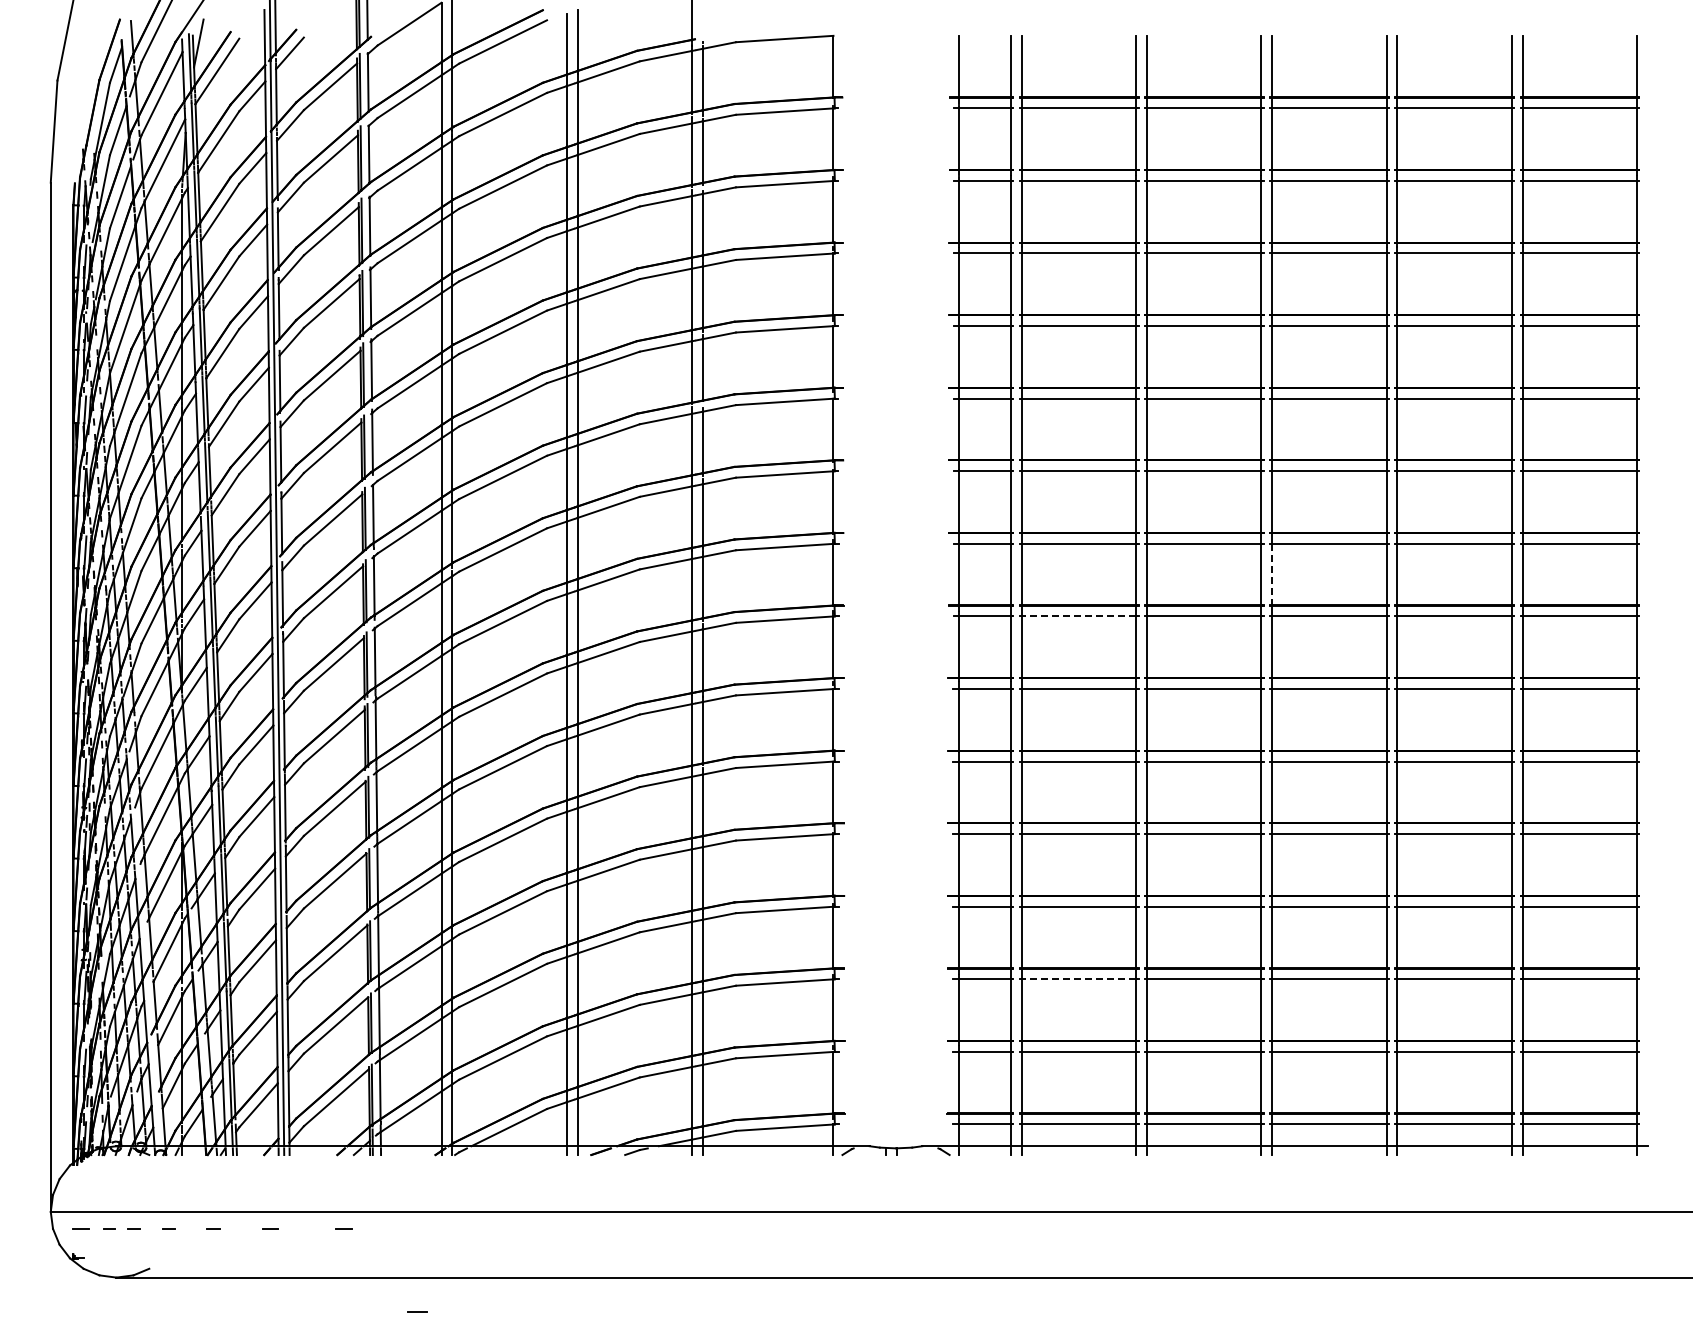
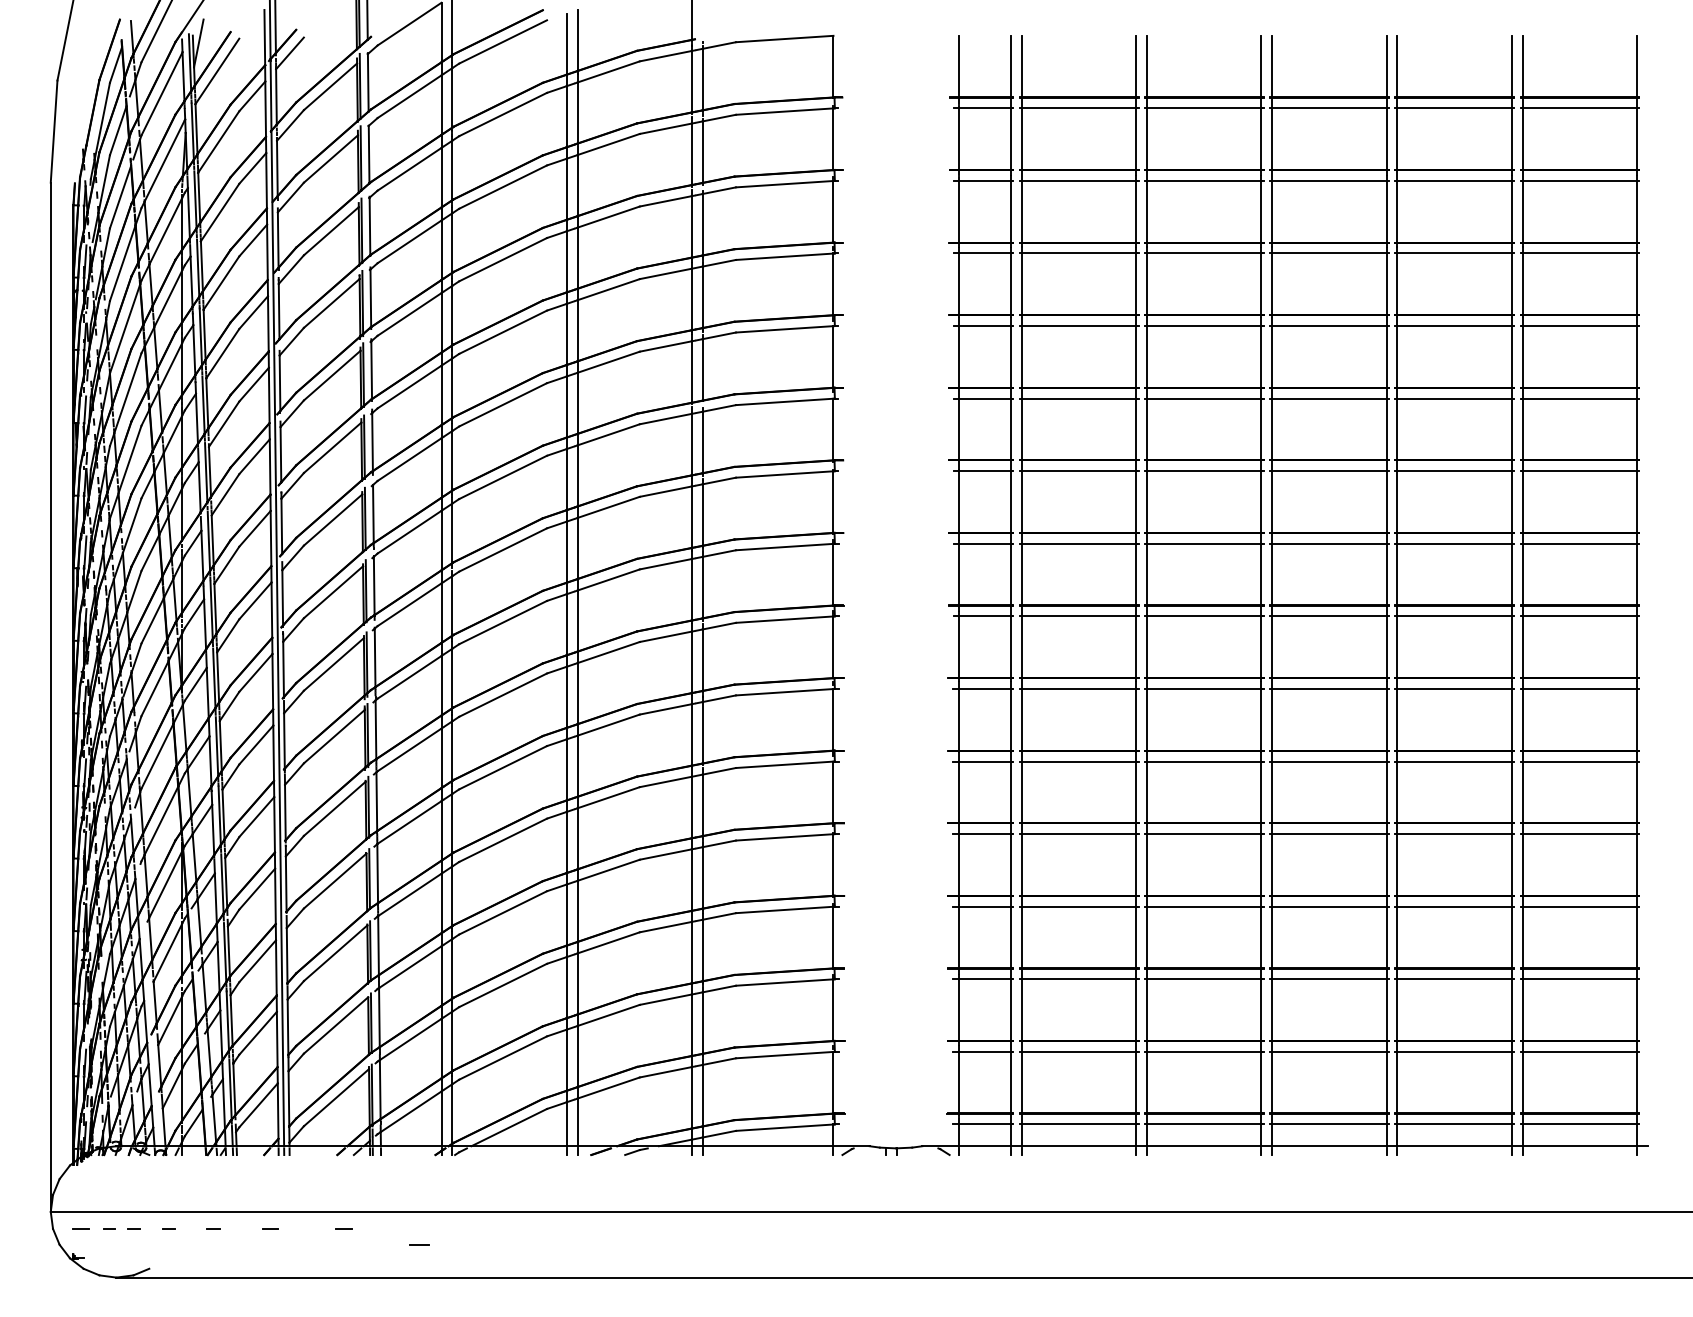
line: dashed -> solid (1272, 574)
line: dashed -> solid (1078, 616)
line: dashed -> solid (1078, 979)
line position: (417, 1311) -> (419, 1244) (419, 1244)
